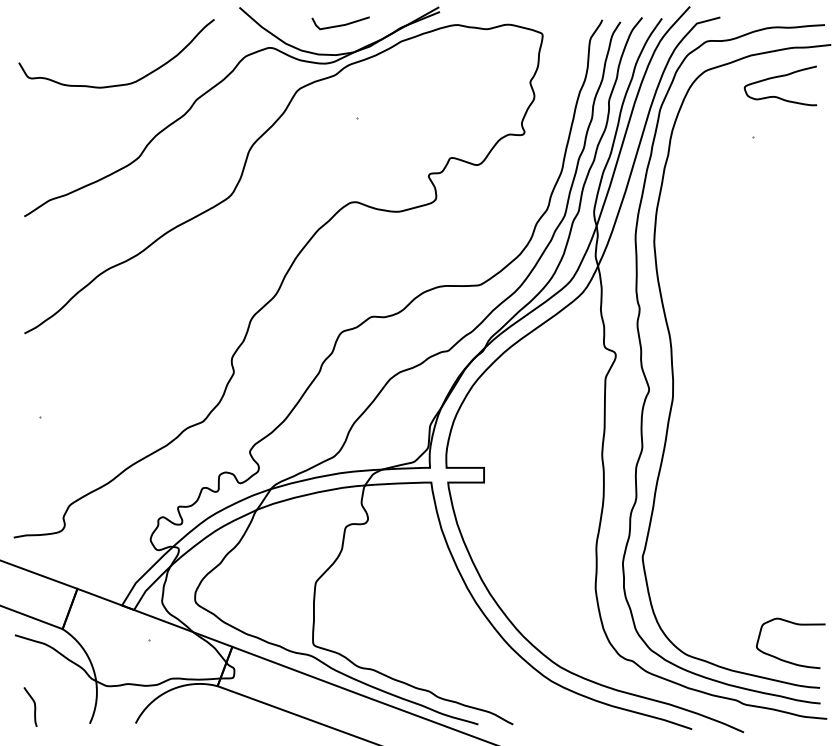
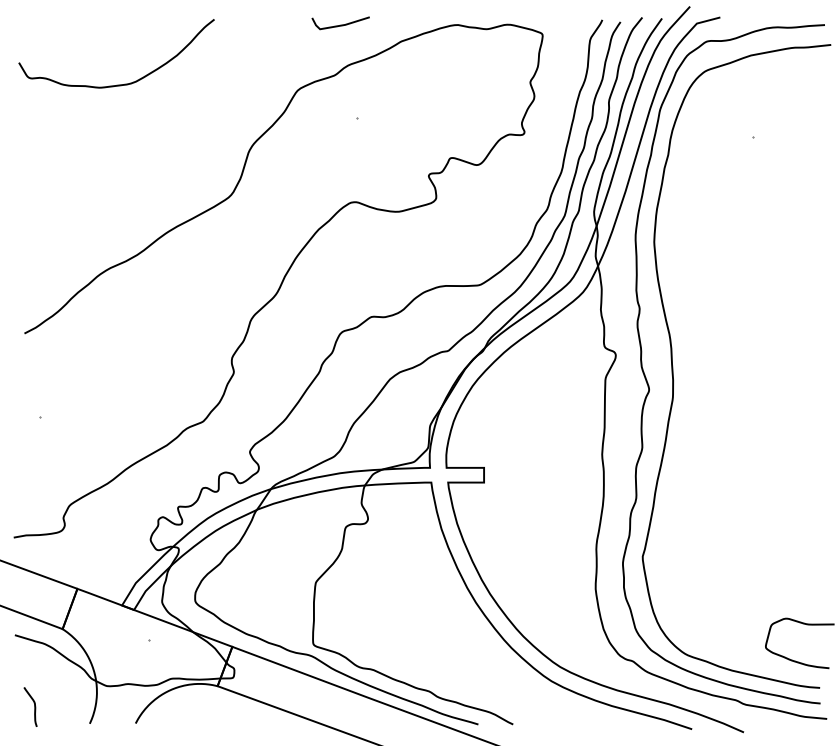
curve: present -> none (780, 77)
part: present -> none (216, 86)
curve position: (783, 659) -> (792, 659) (792, 659)
